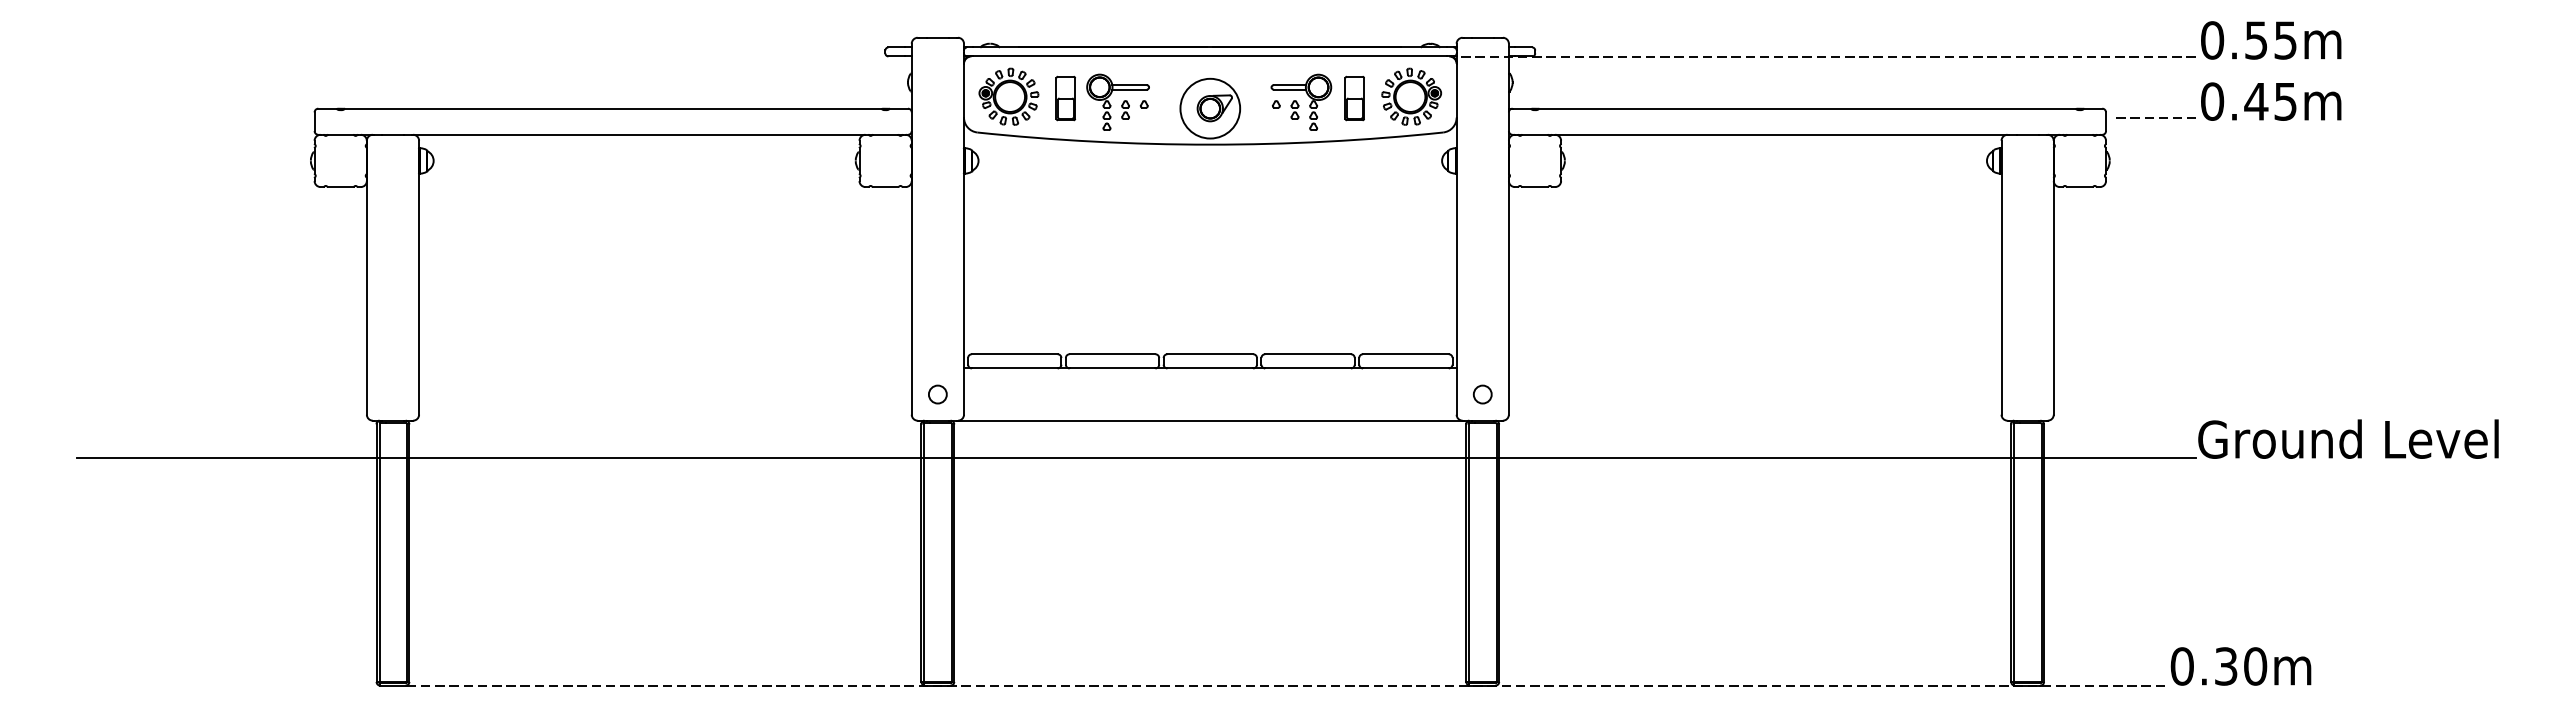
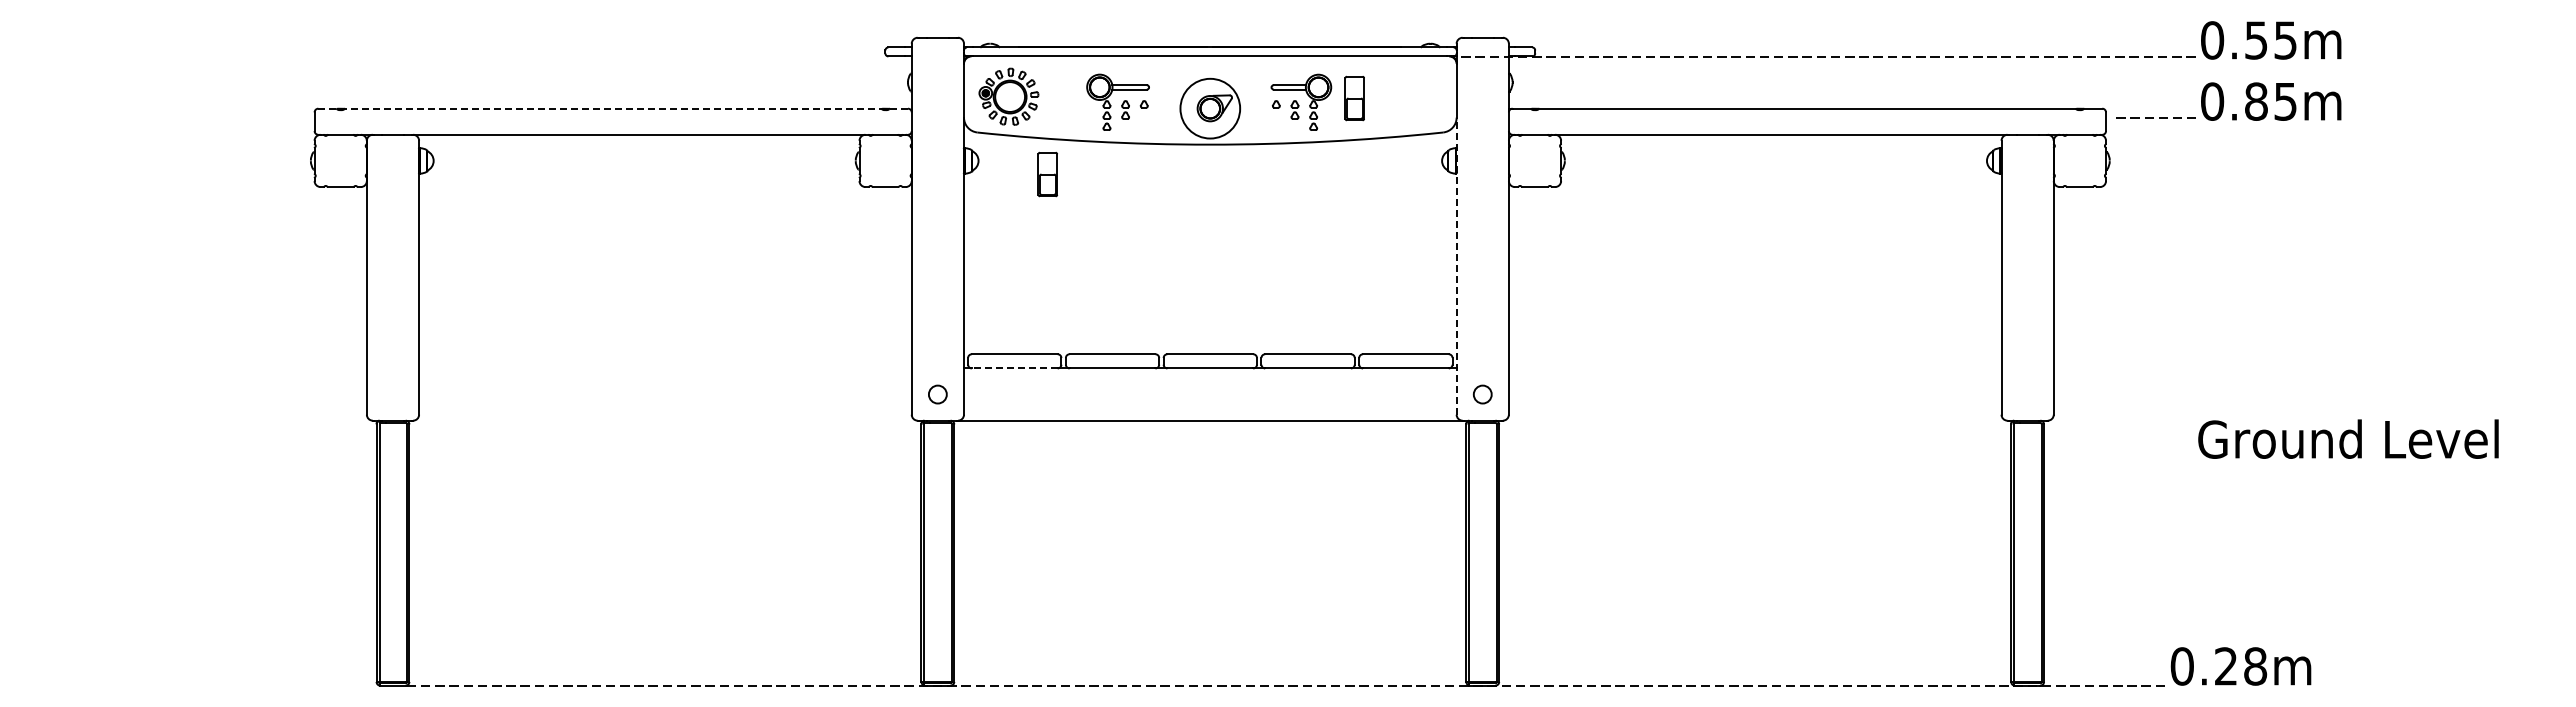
part: present -> none (1411, 96)
part position: (1065, 98) -> (1047, 174) (1047, 174)
text: 0.45m -> 0.85m (2256, 101)
line: solid -> dashed (613, 108)
line: solid -> dashed (1456, 266)
line: solid -> dashed (1014, 368)
line: present -> none (1136, 458)
text: 0.30m -> 0.28m (2241, 666)
